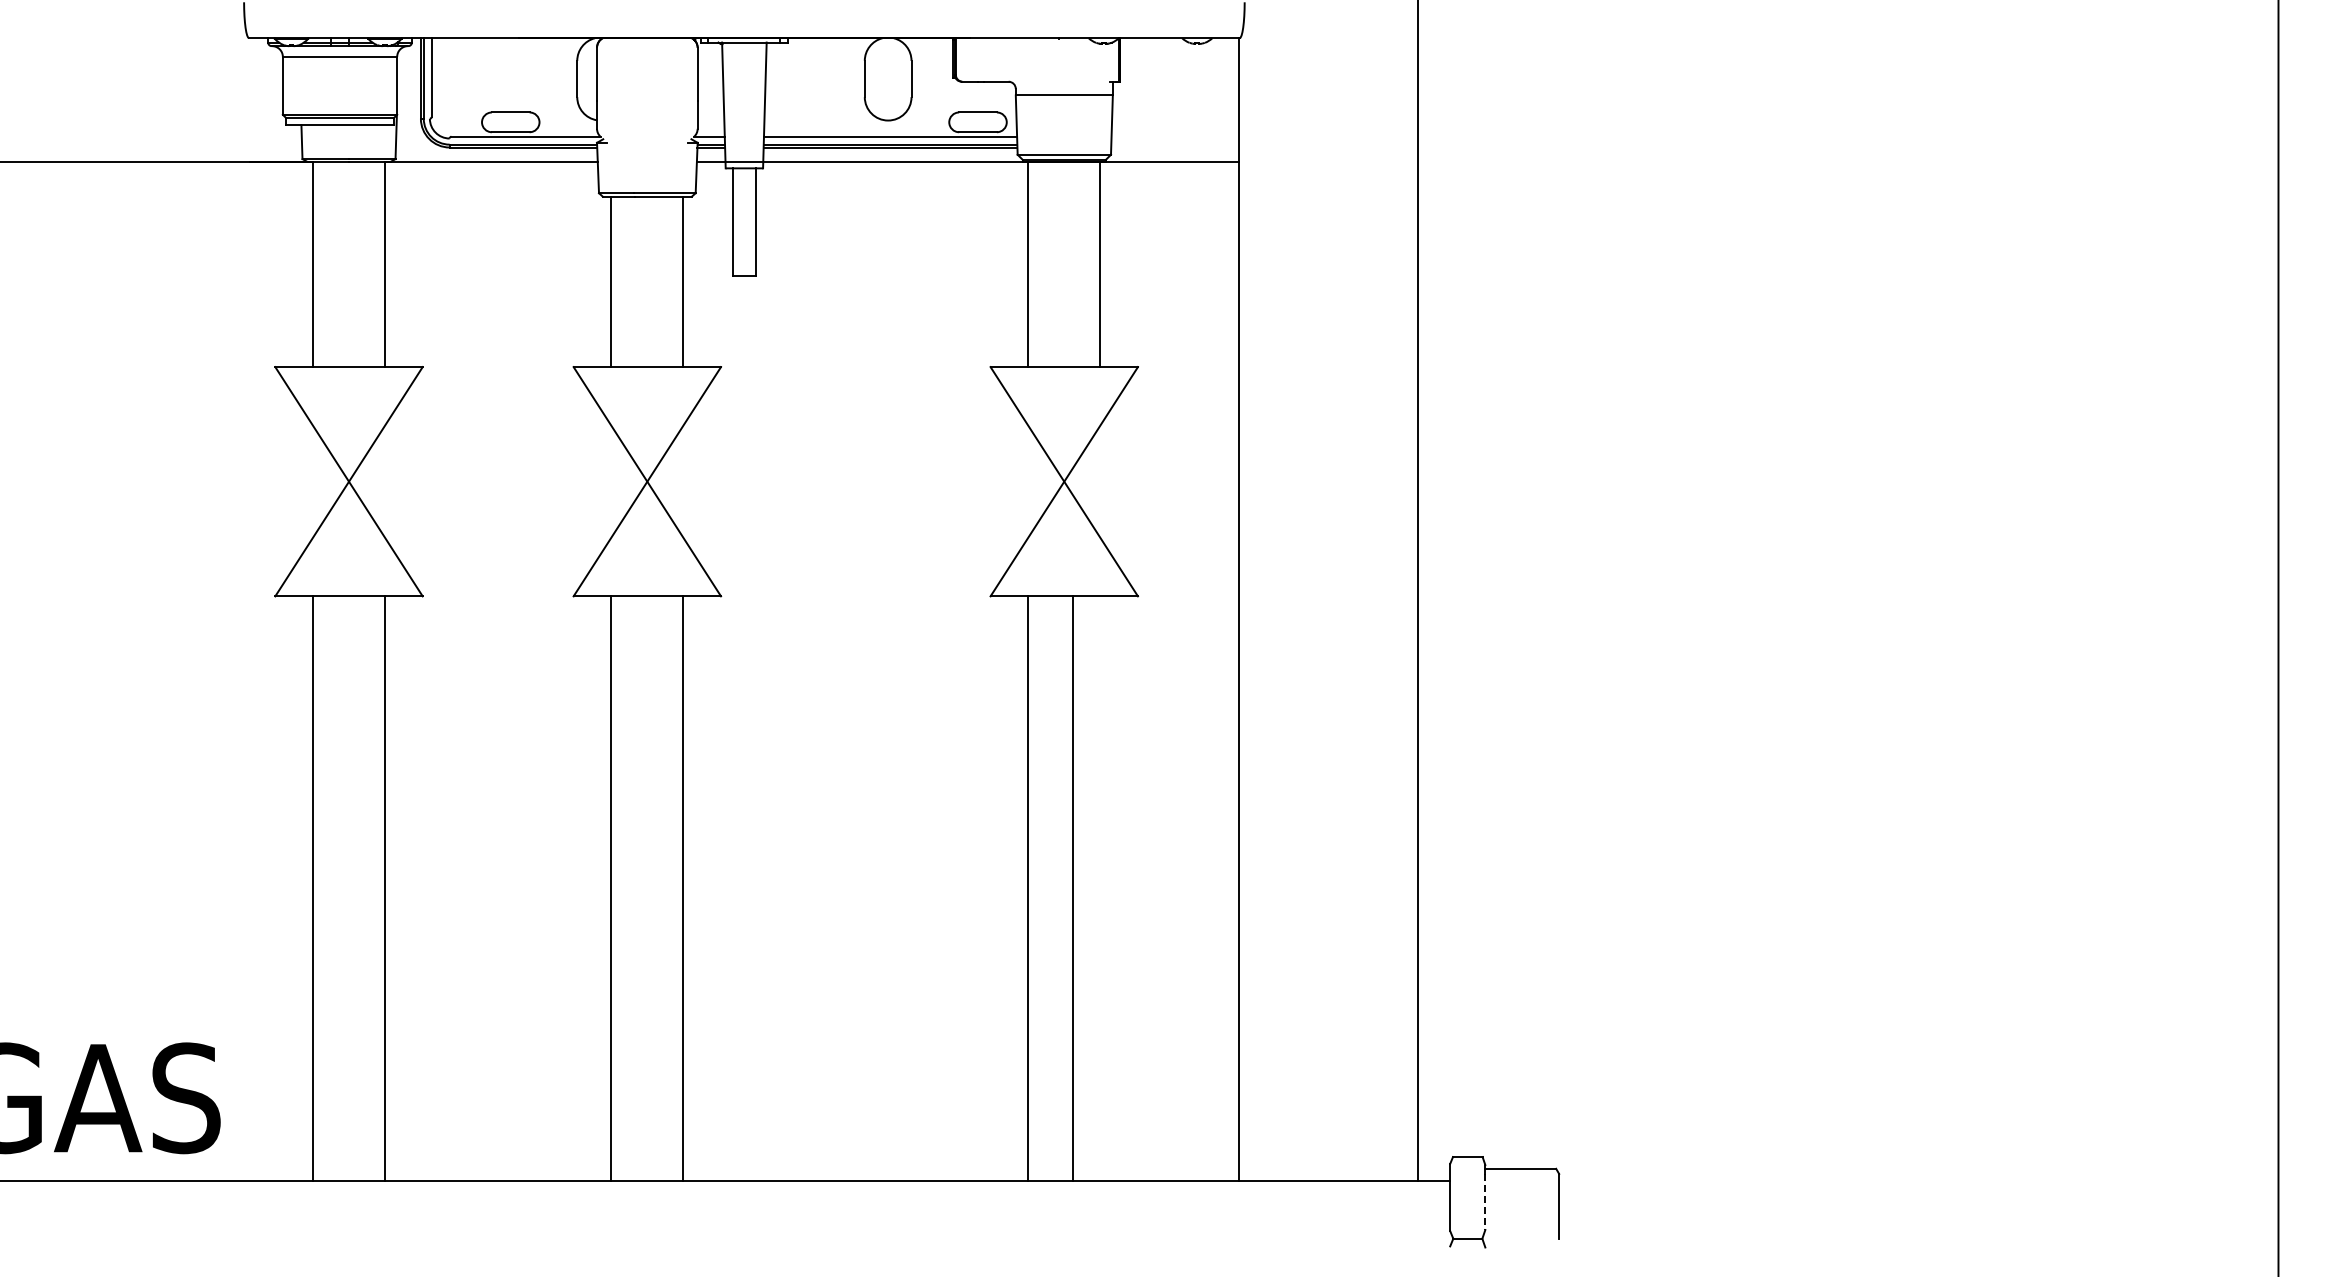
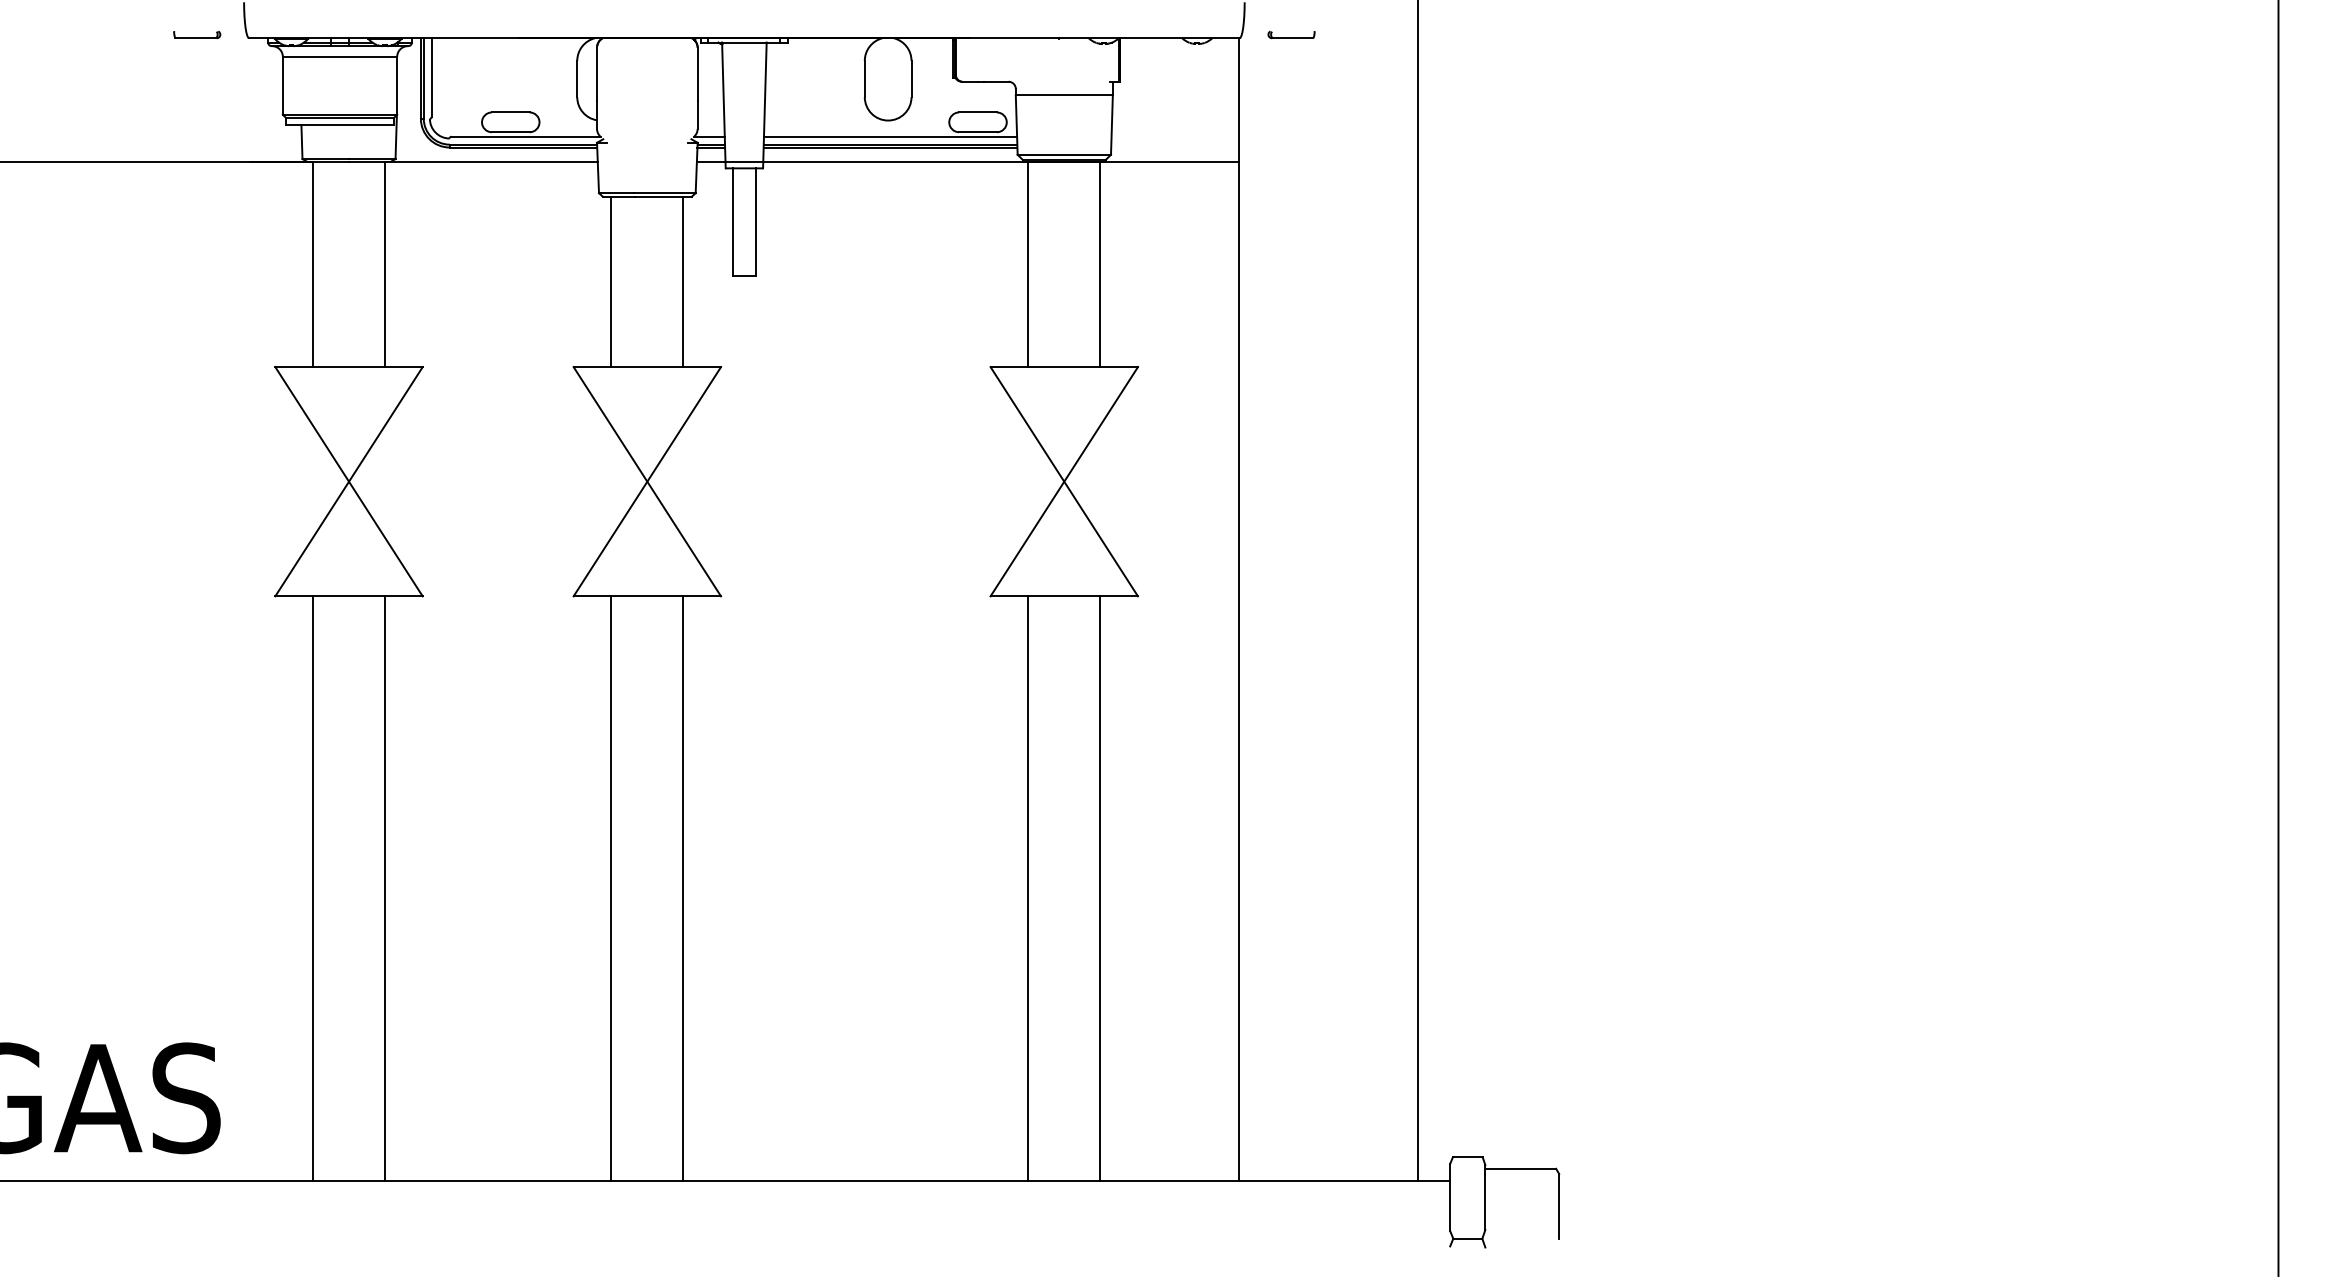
part: none -> present (197, 34)
part: none -> present (1291, 34)
line position: (1073, 888) -> (1100, 888) (1100, 888)
line: dashed -> solid (1485, 1202)
